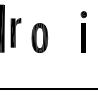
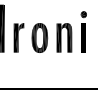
part position: (15, 32) -> (18, 37) (18, 37)
part: none -> present (64, 37)
